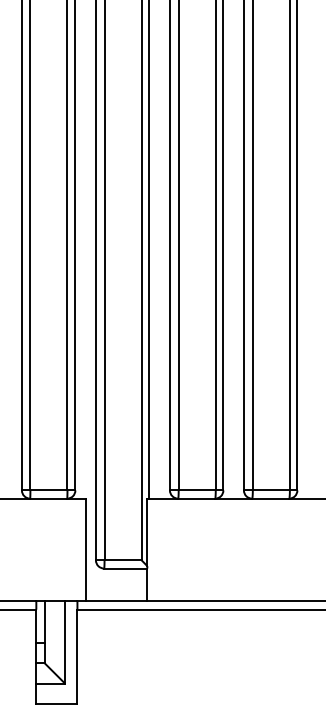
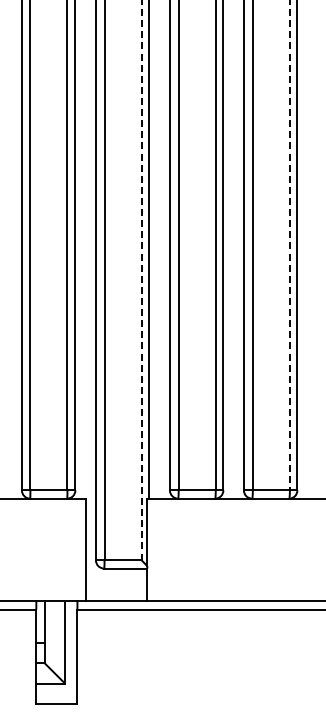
line: solid -> dashed (289, 245)
line: solid -> dashed (141, 280)
